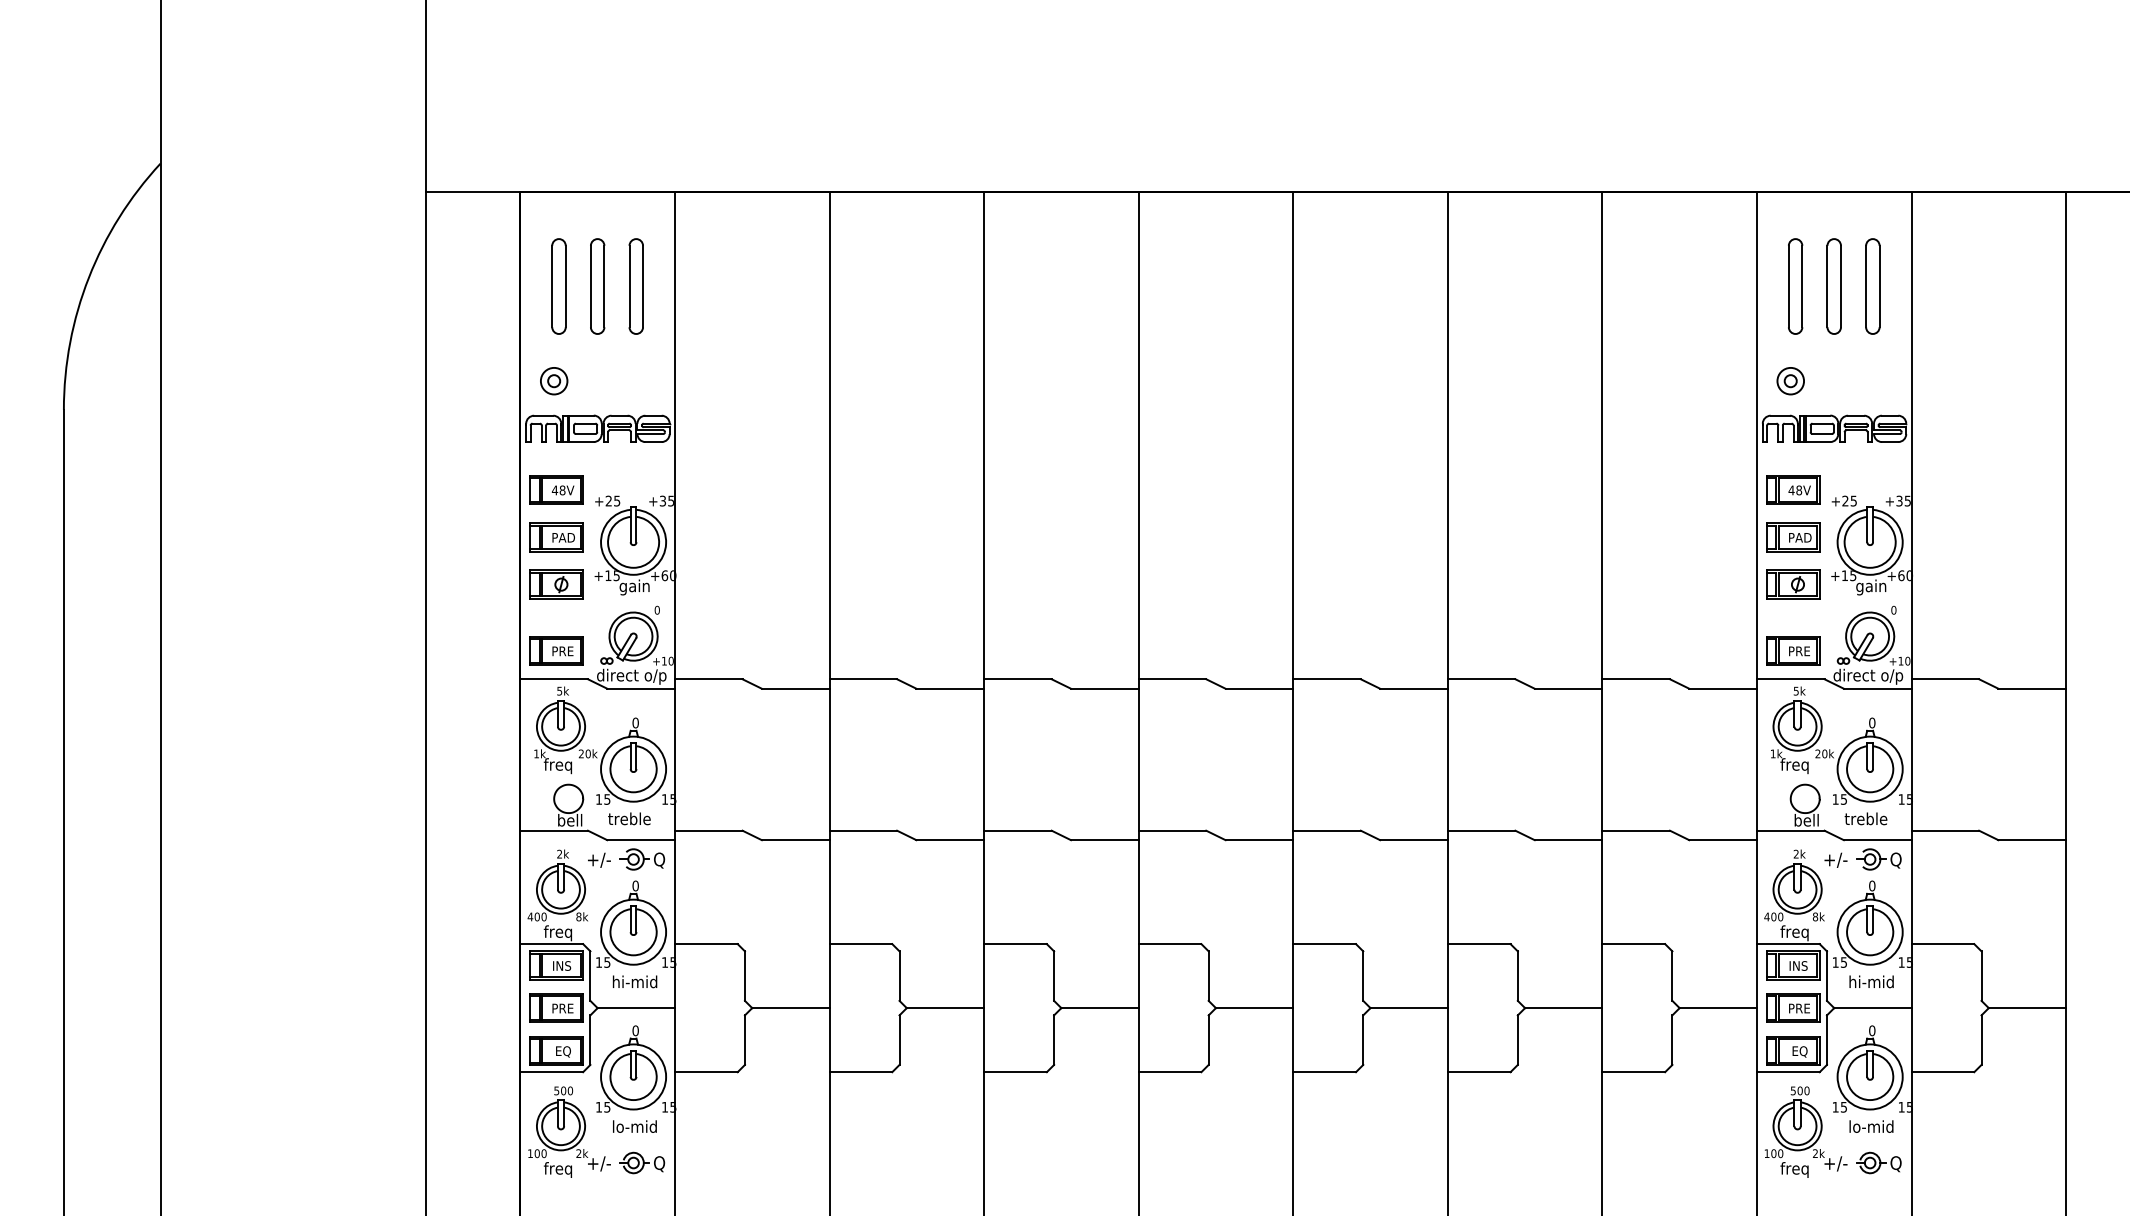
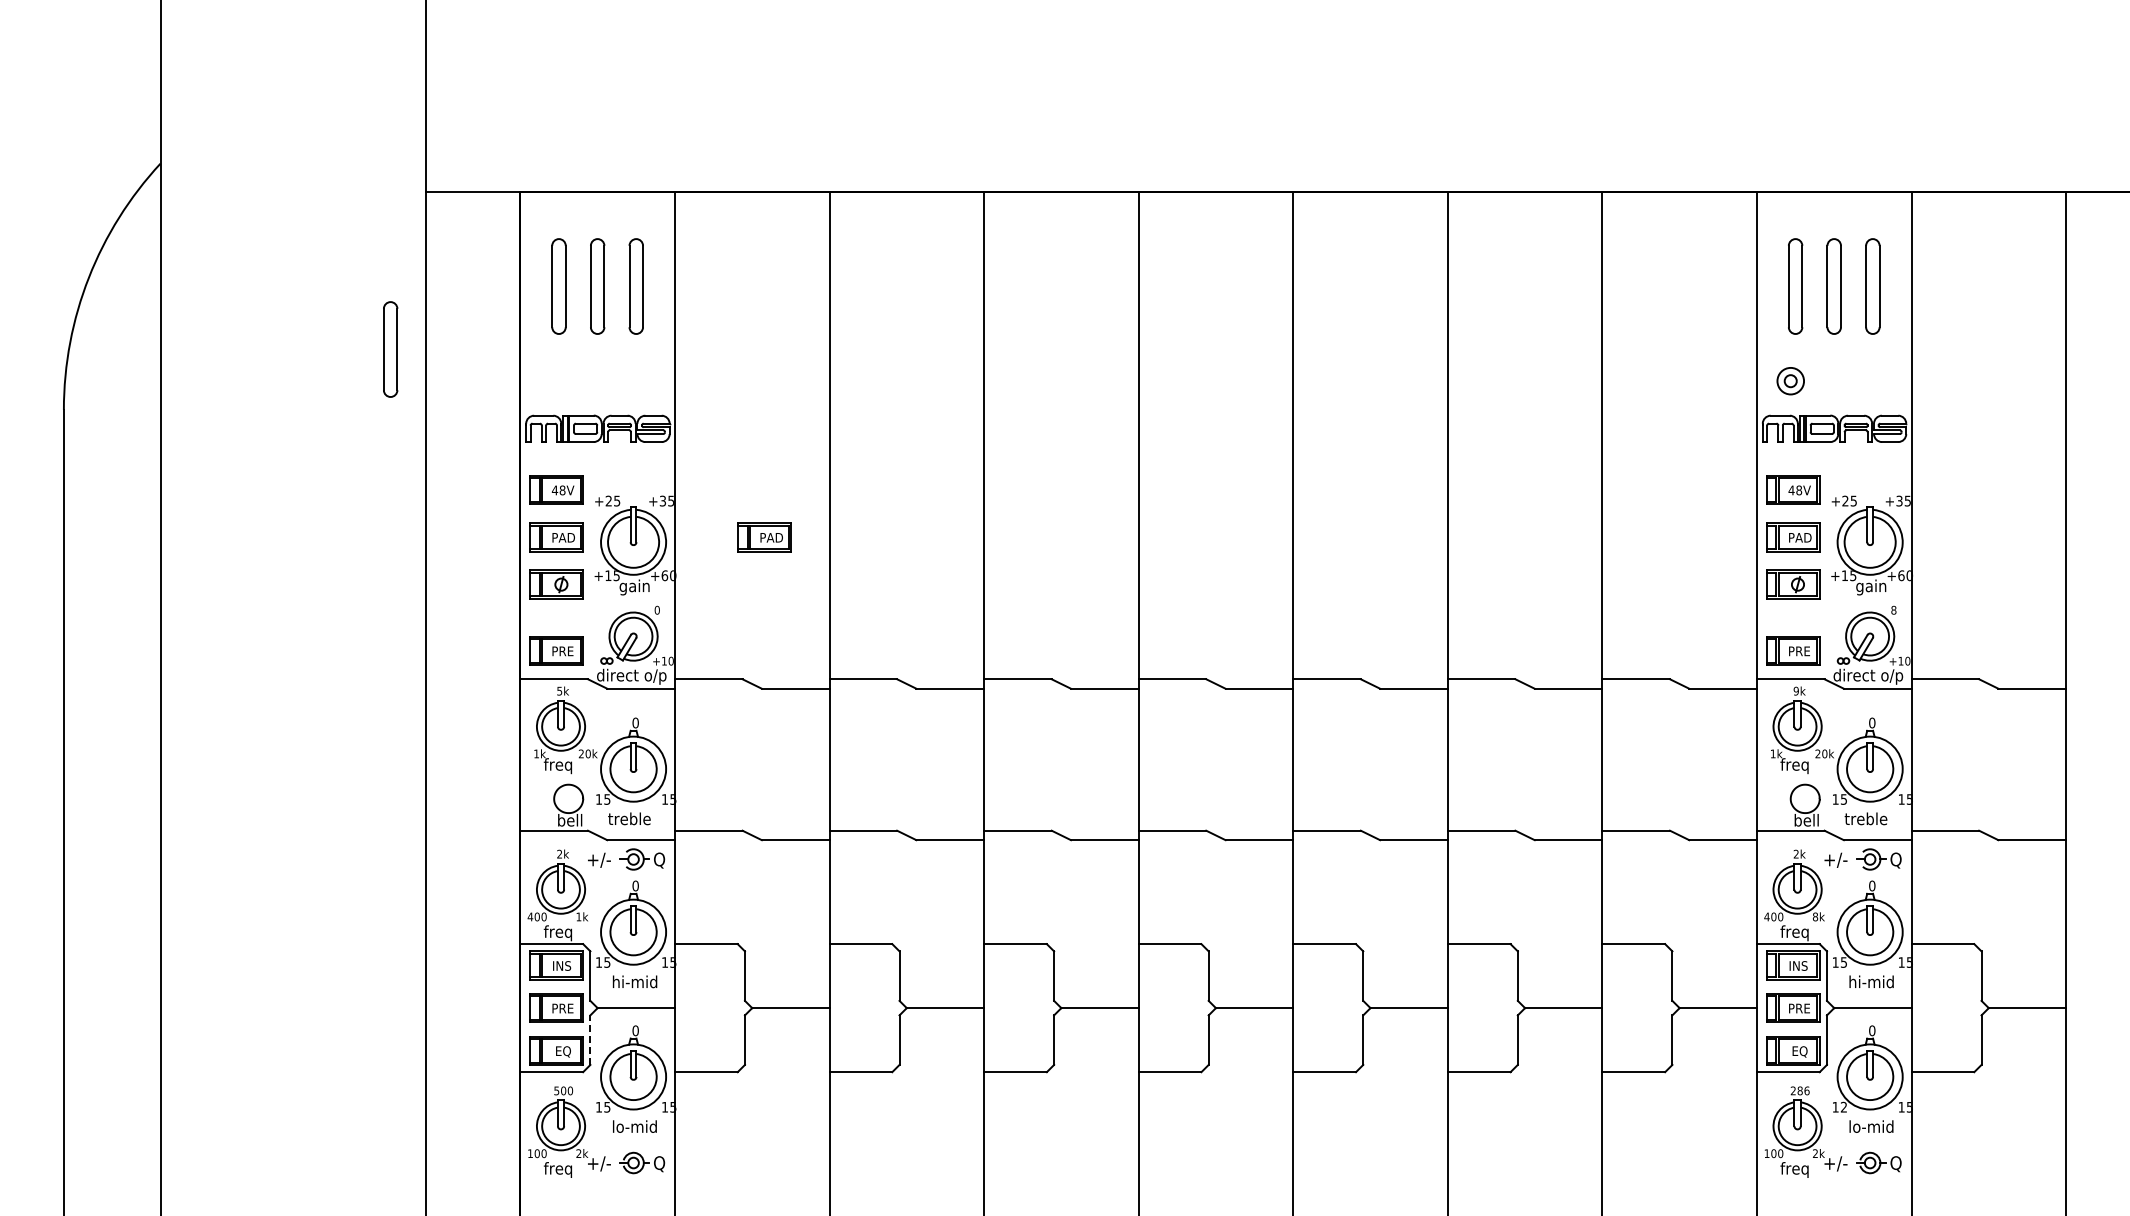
part: none -> present (390, 349)
part: present -> none (554, 381)
part: none -> present (764, 537)
text: 0 -> 8 (1893, 610)
text: 5k -> 9k (1795, 690)
text: 8k -> 1k (578, 916)
line: solid -> dashed (590, 1040)
text: 500 -> 286 (1799, 1090)
text: 15 -> 12 (1843, 1106)
